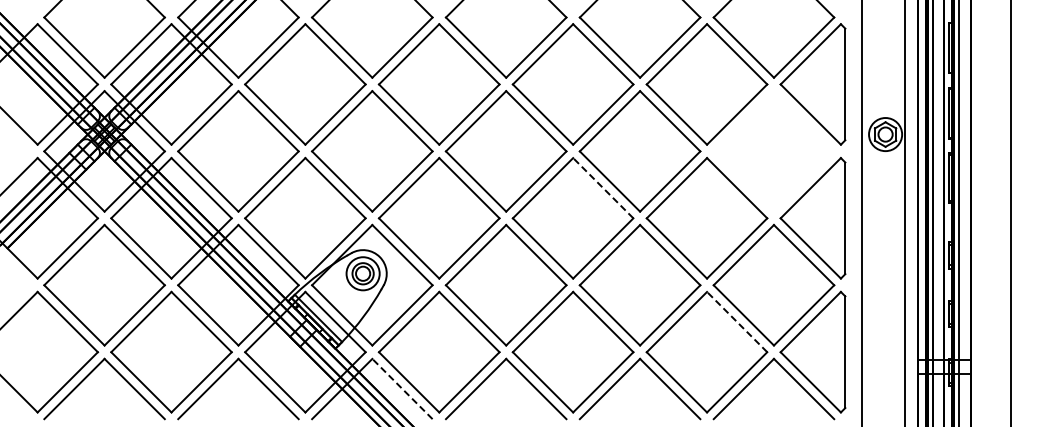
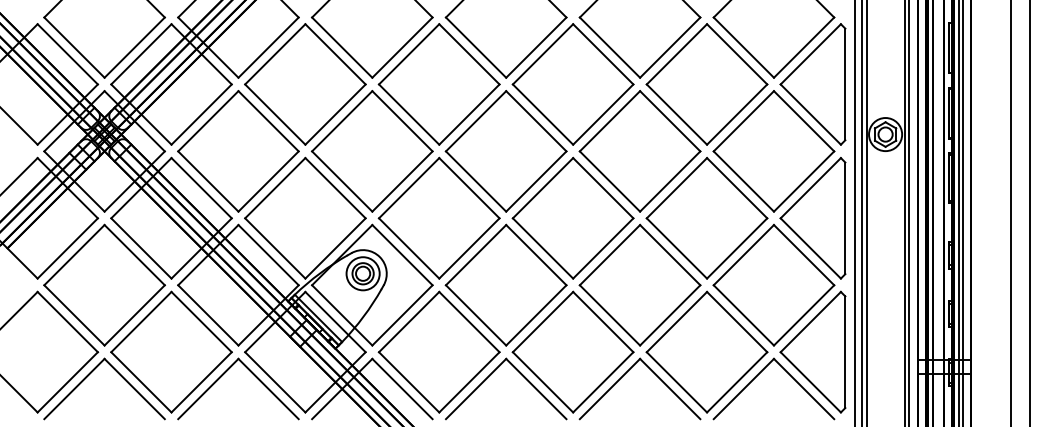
part: none -> present (773, 151)
line: dashed -> solid (603, 188)
line: none -> present (854, 212)
line: none -> present (866, 212)
line: none -> present (909, 212)
line: none -> present (963, 212)
line: none -> present (1029, 212)
line: dashed -> solid (737, 322)
line: dashed -> solid (402, 389)
